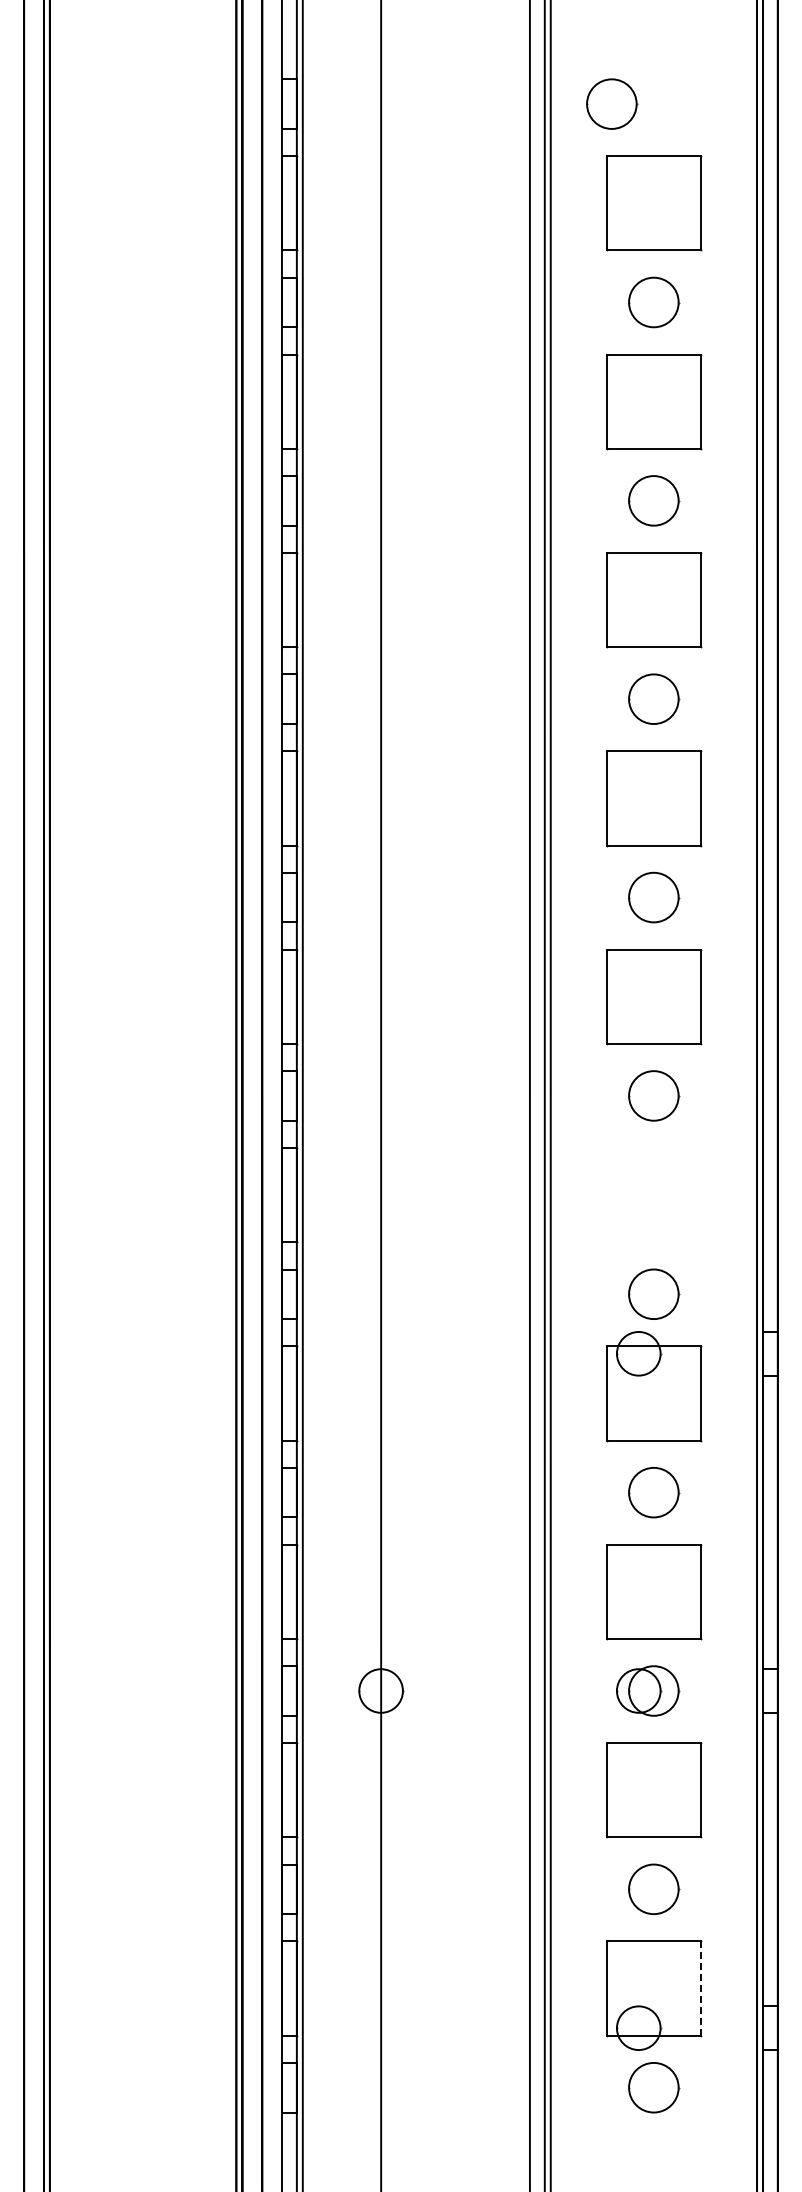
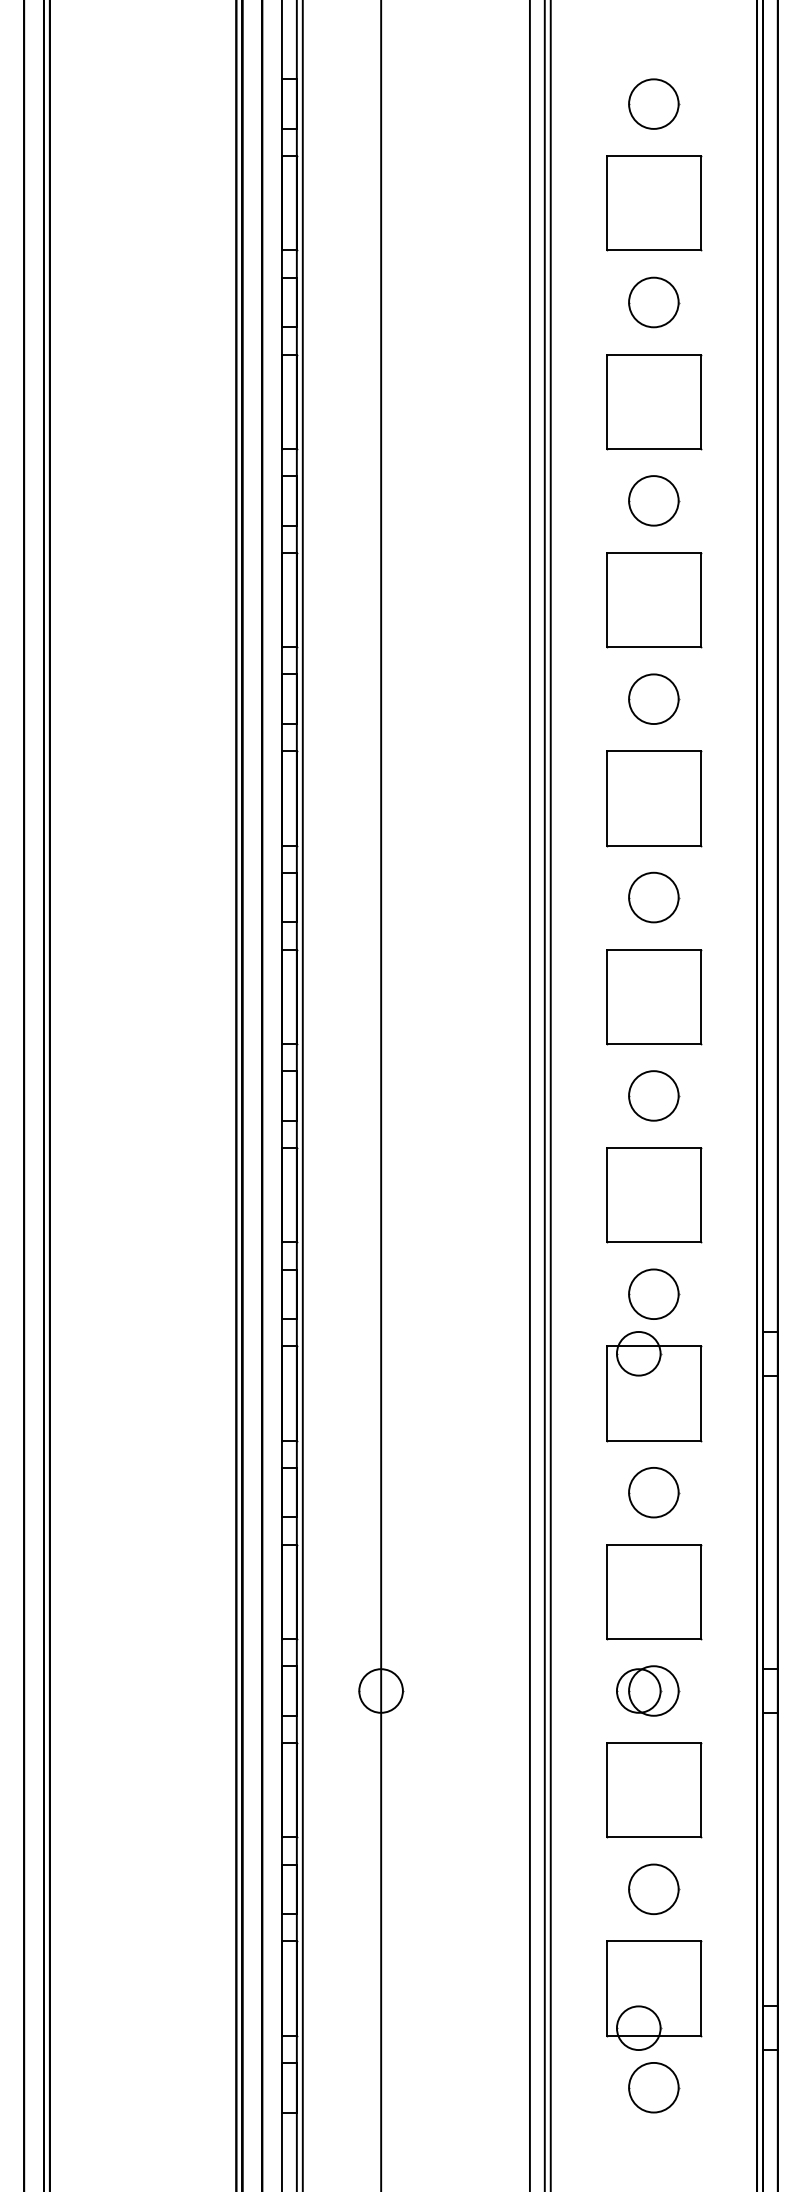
part position: (612, 103) -> (654, 103) (654, 103)
part: none -> present (654, 1195)
line: dashed -> solid (700, 1989)
